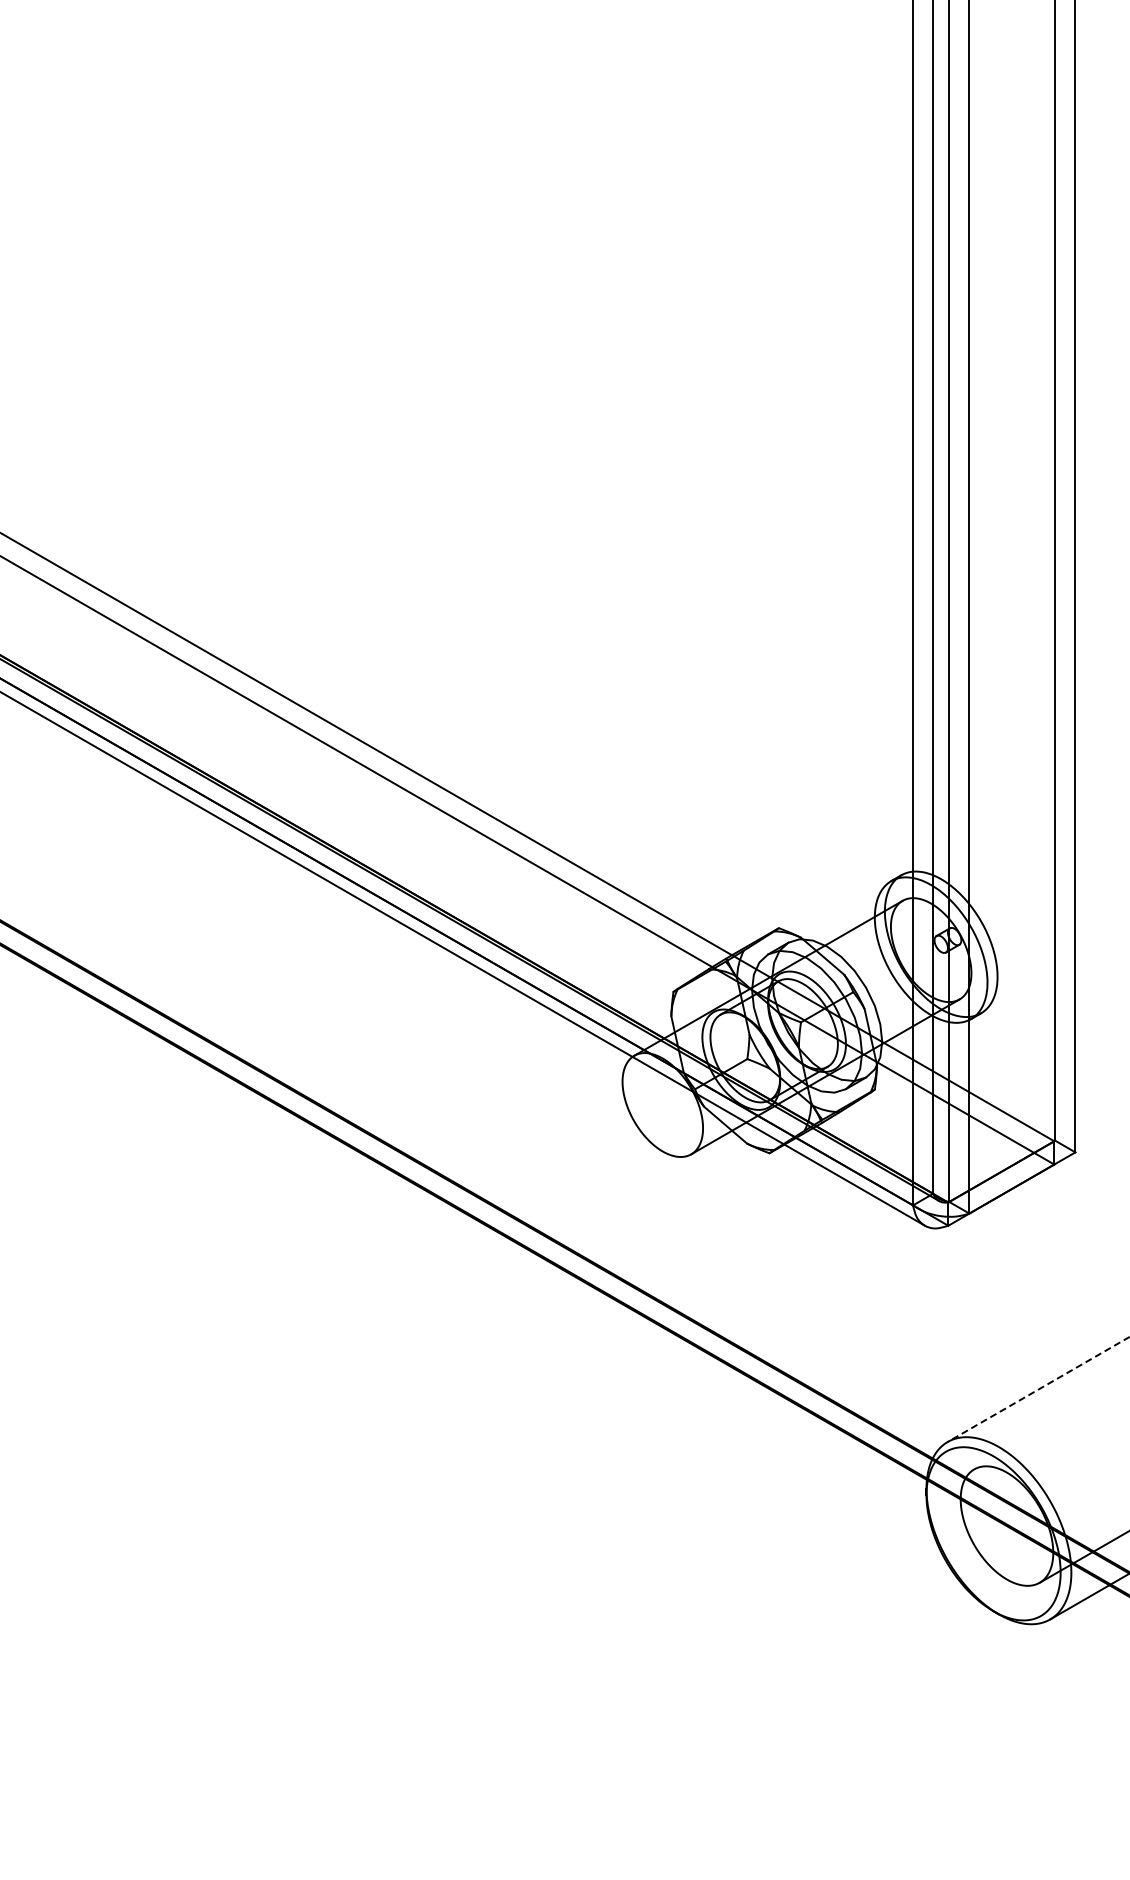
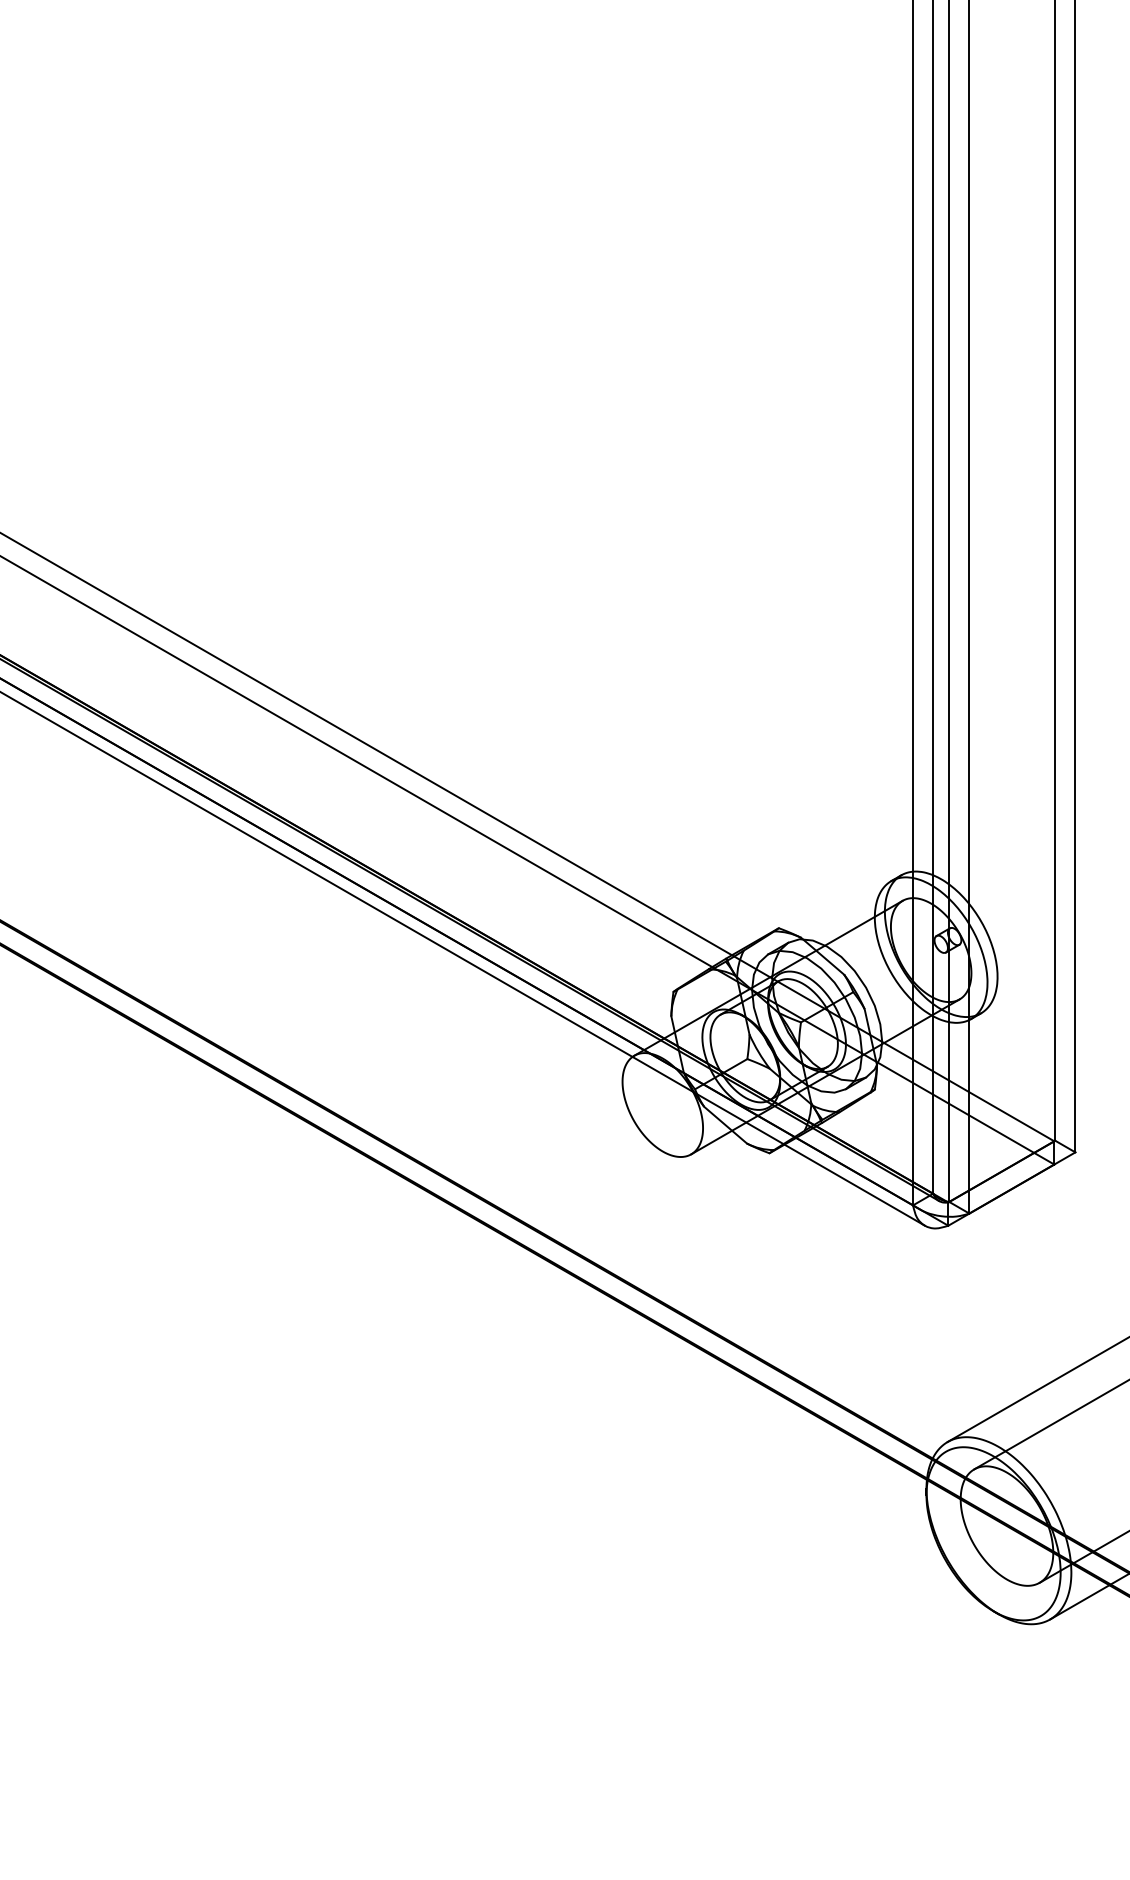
line: dashed -> solid (1038, 1389)
line: none -> present (1050, 1425)
